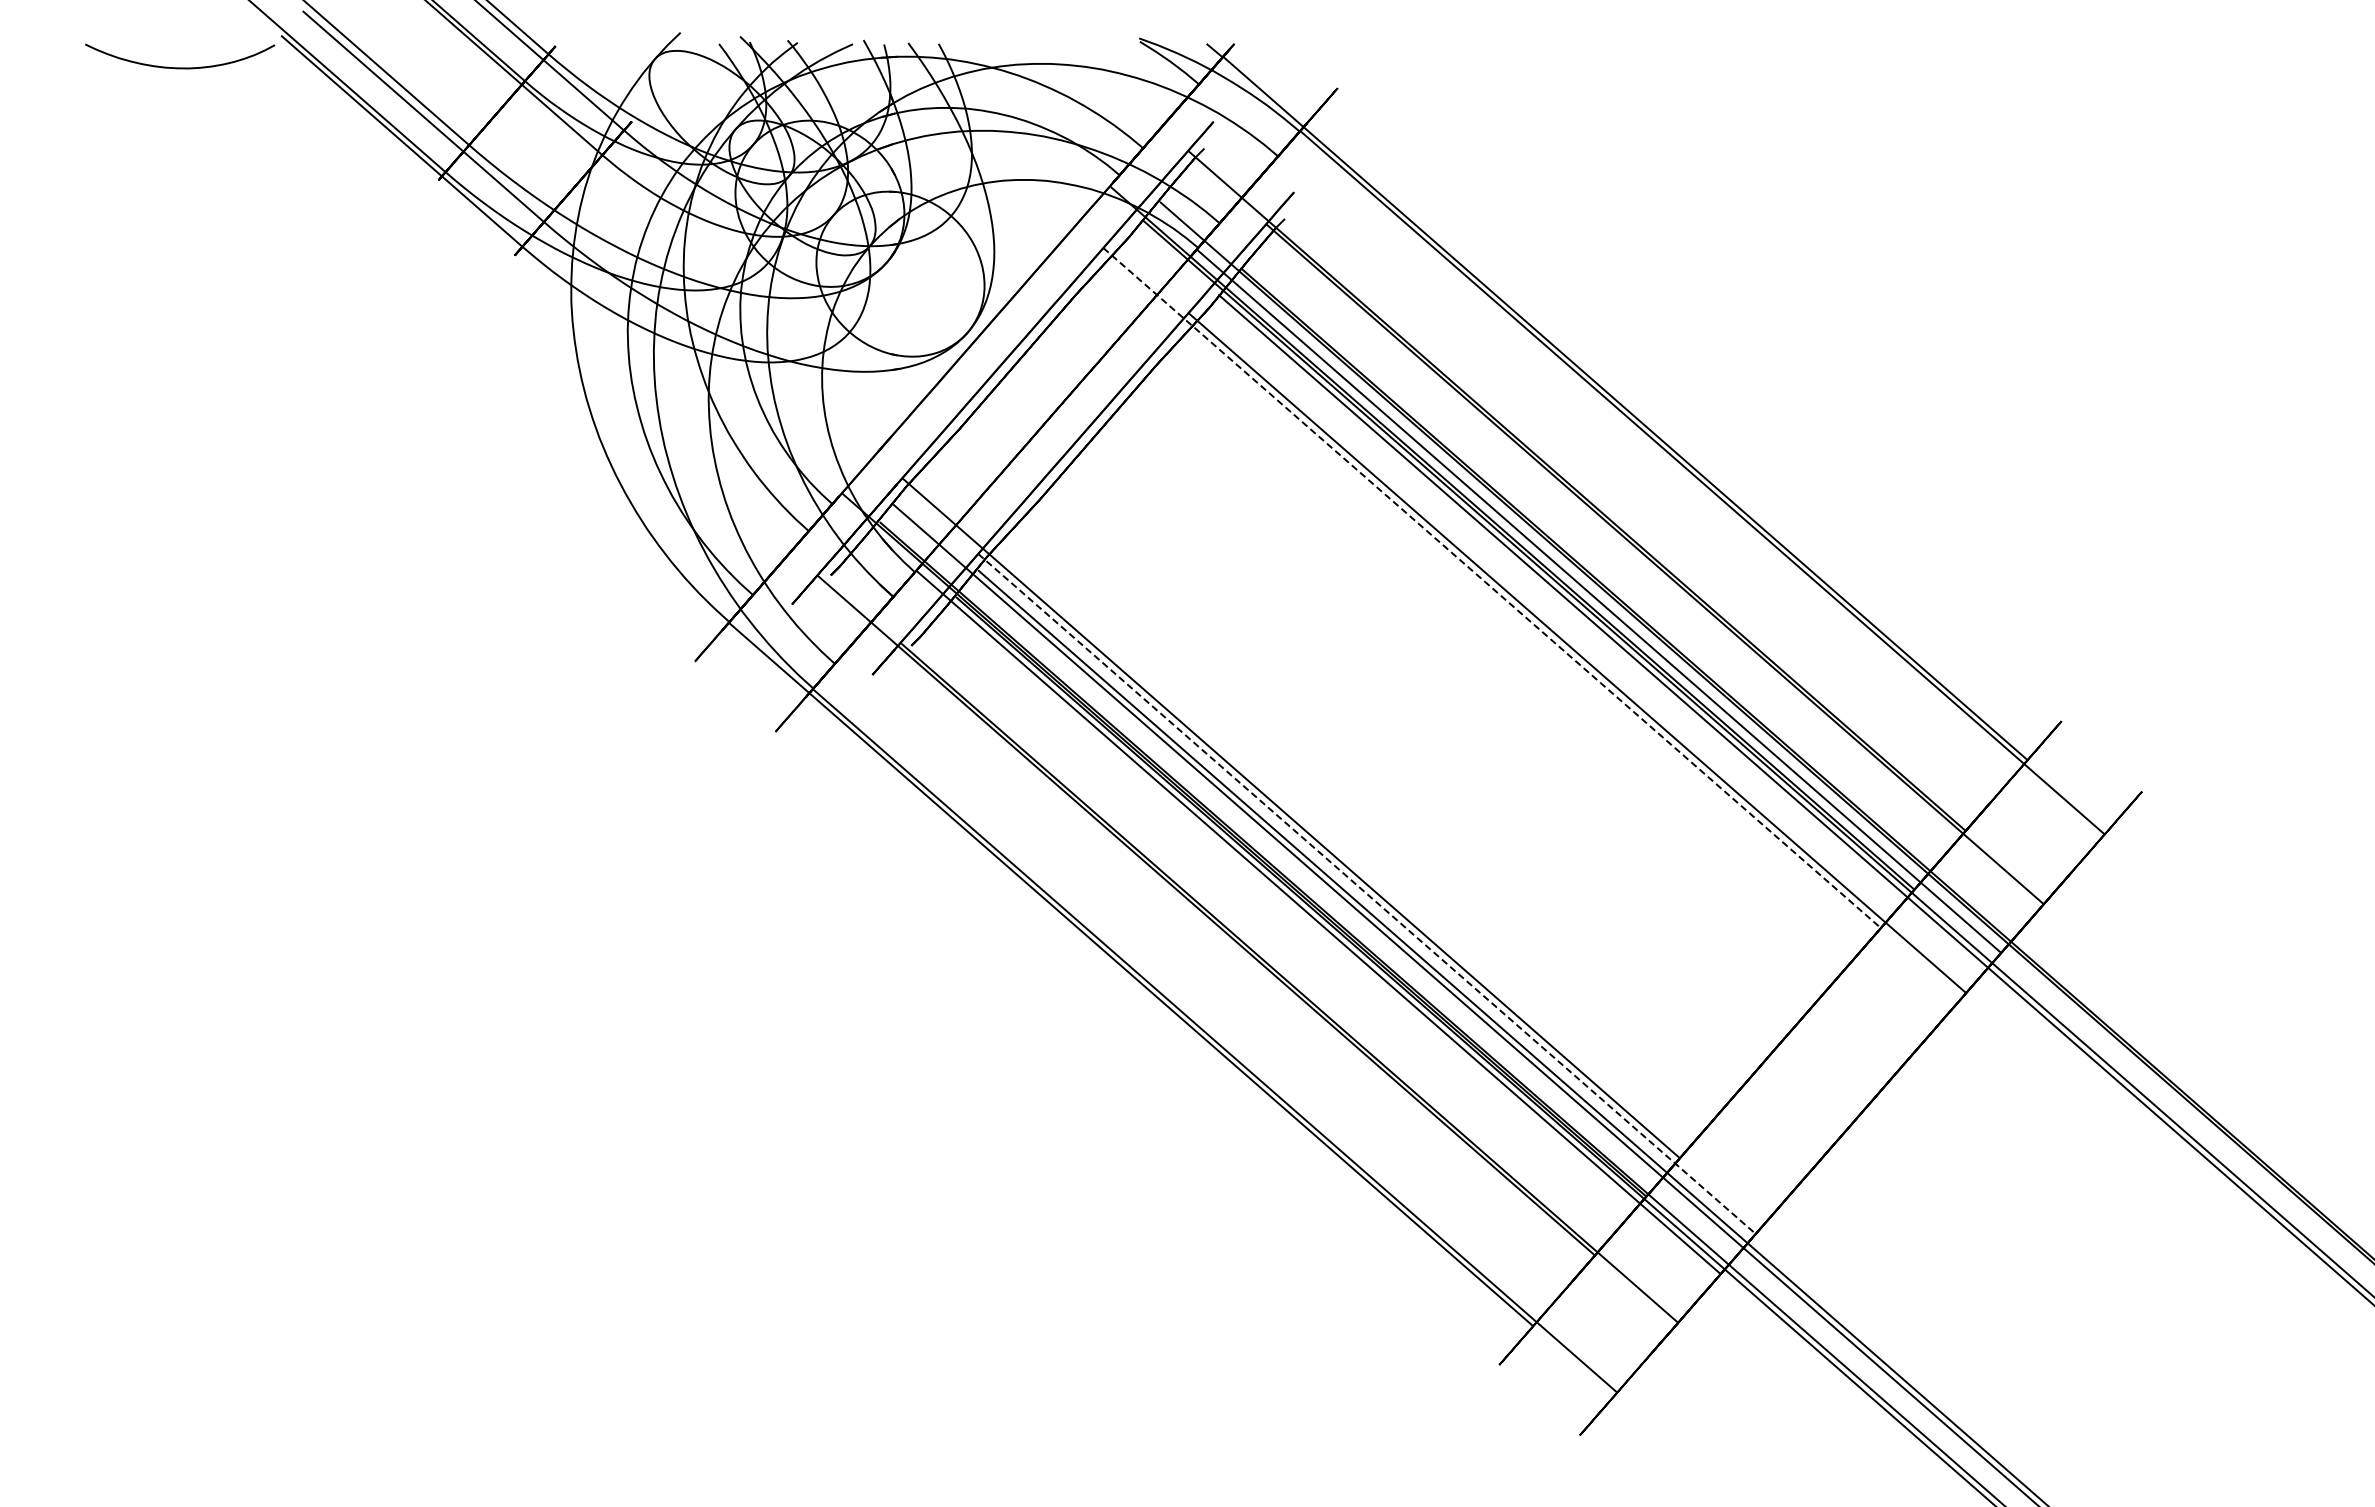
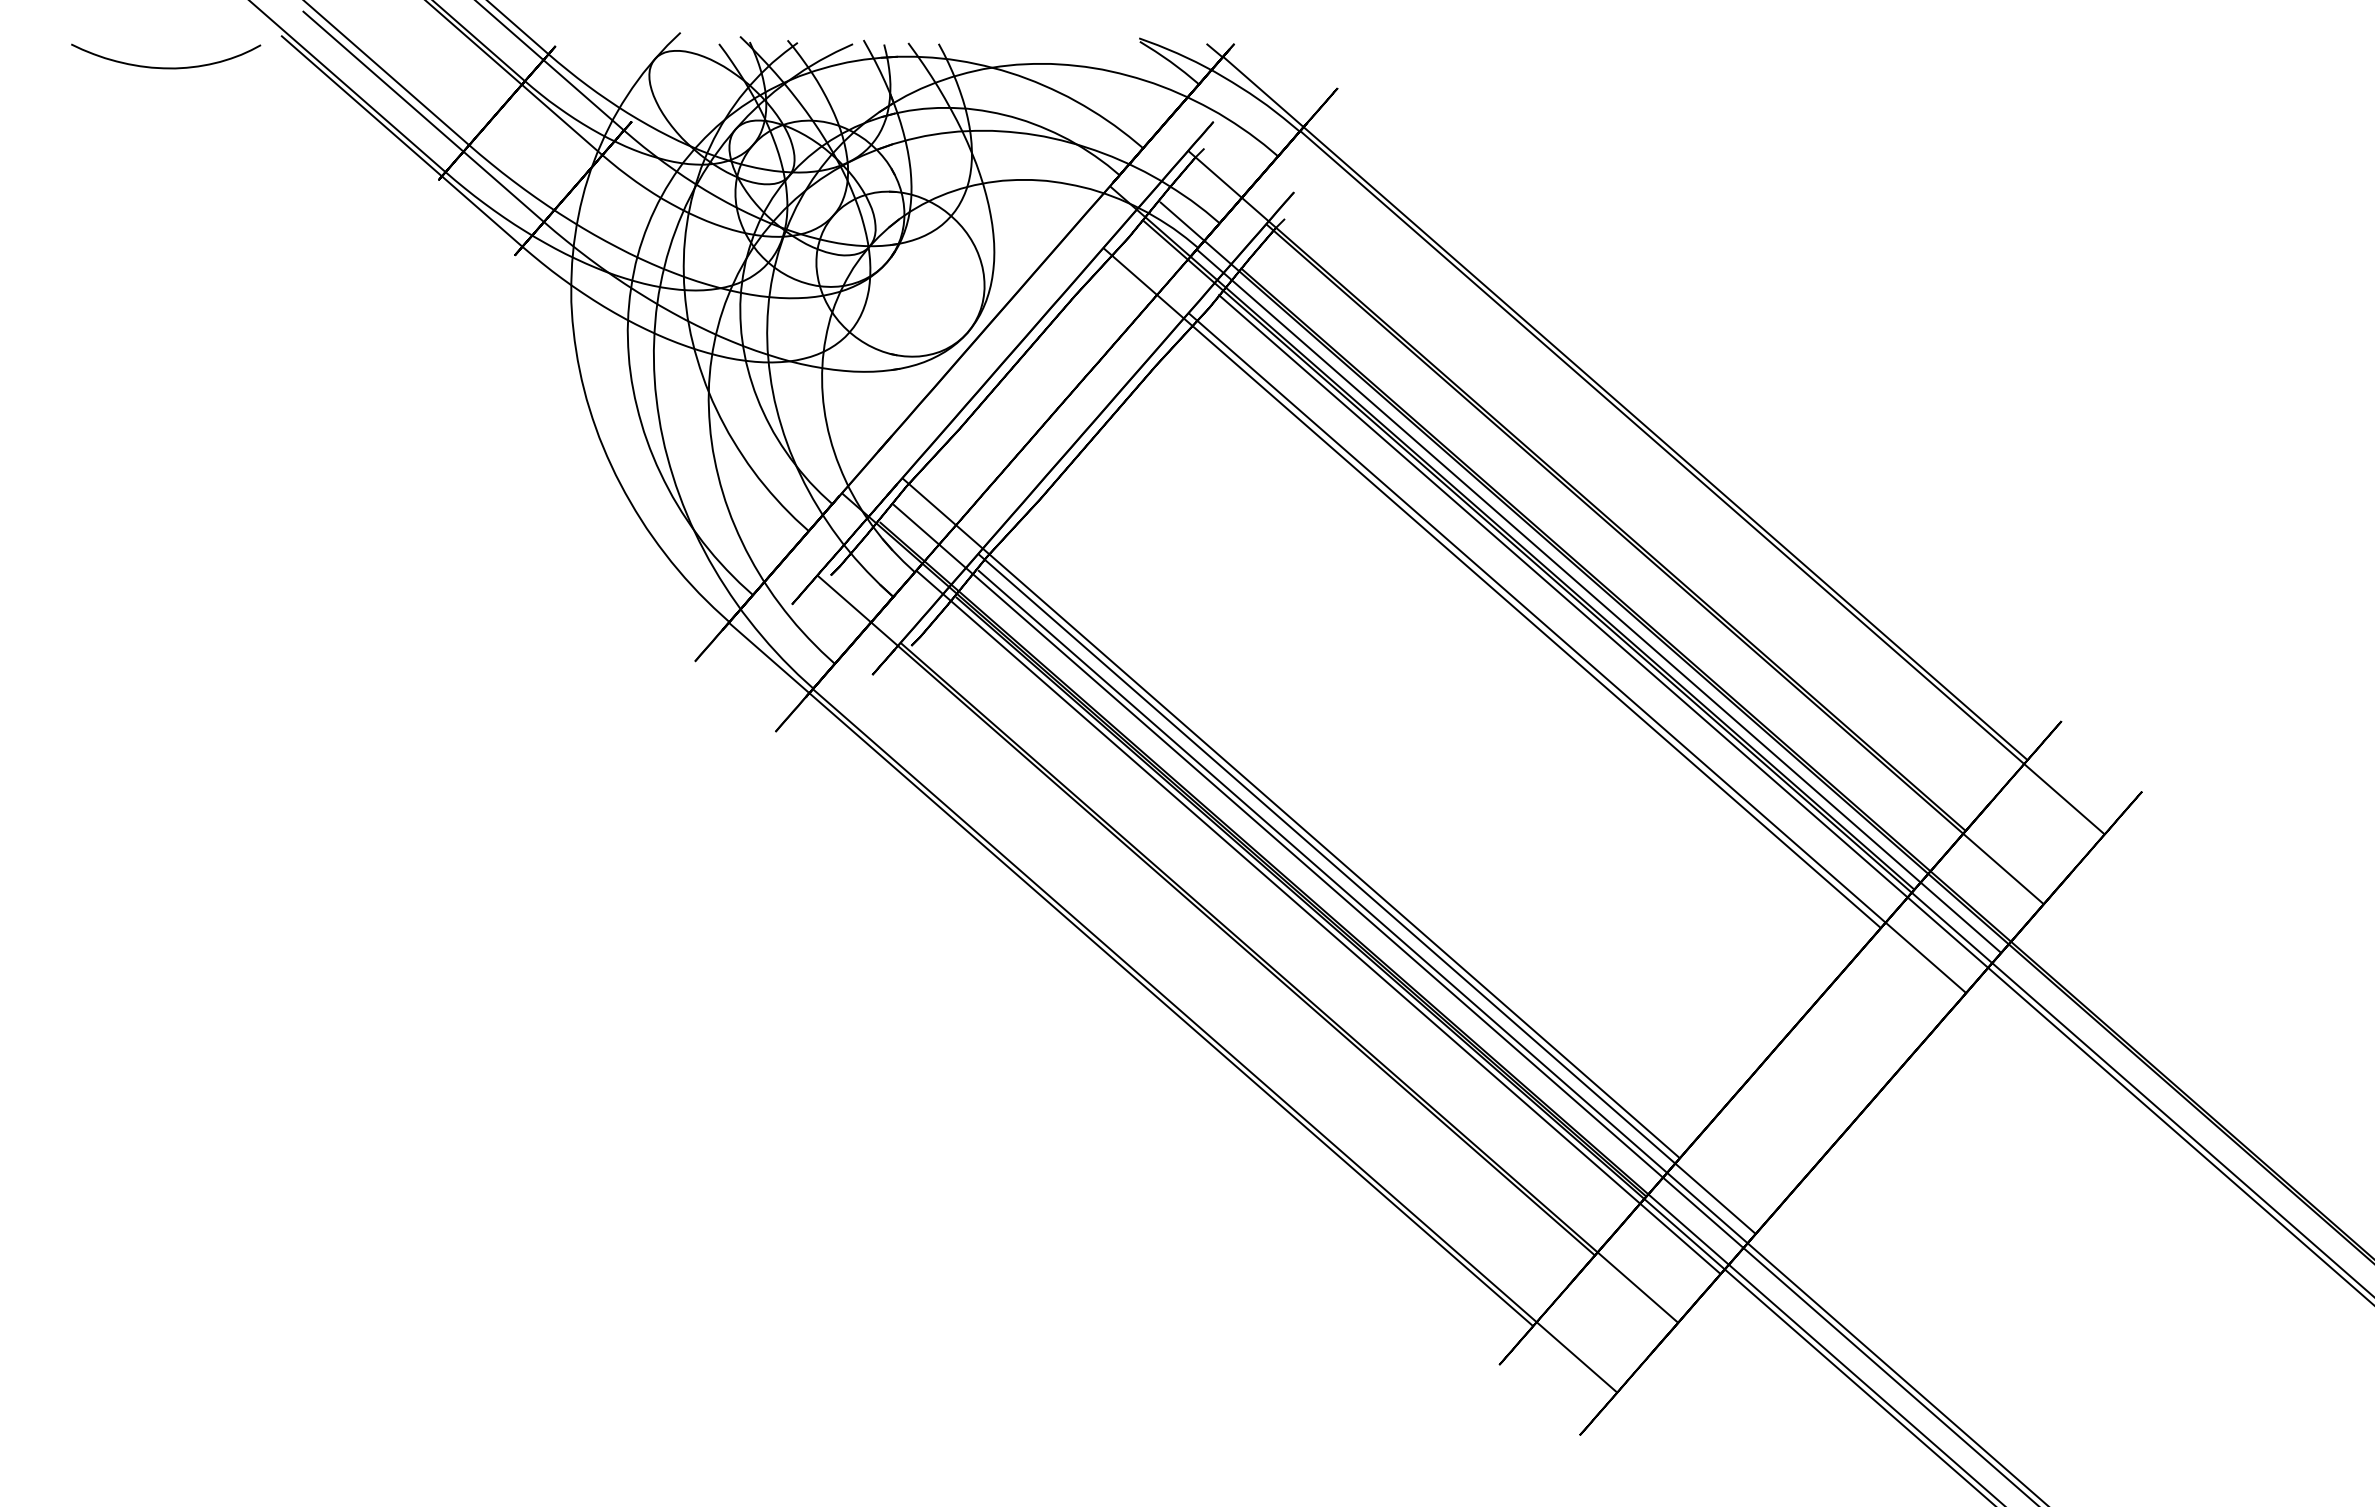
curve position: (180, 67) -> (166, 67) (166, 67)
line: dashed -> solid (1492, 588)
line: dashed -> solid (1367, 894)
